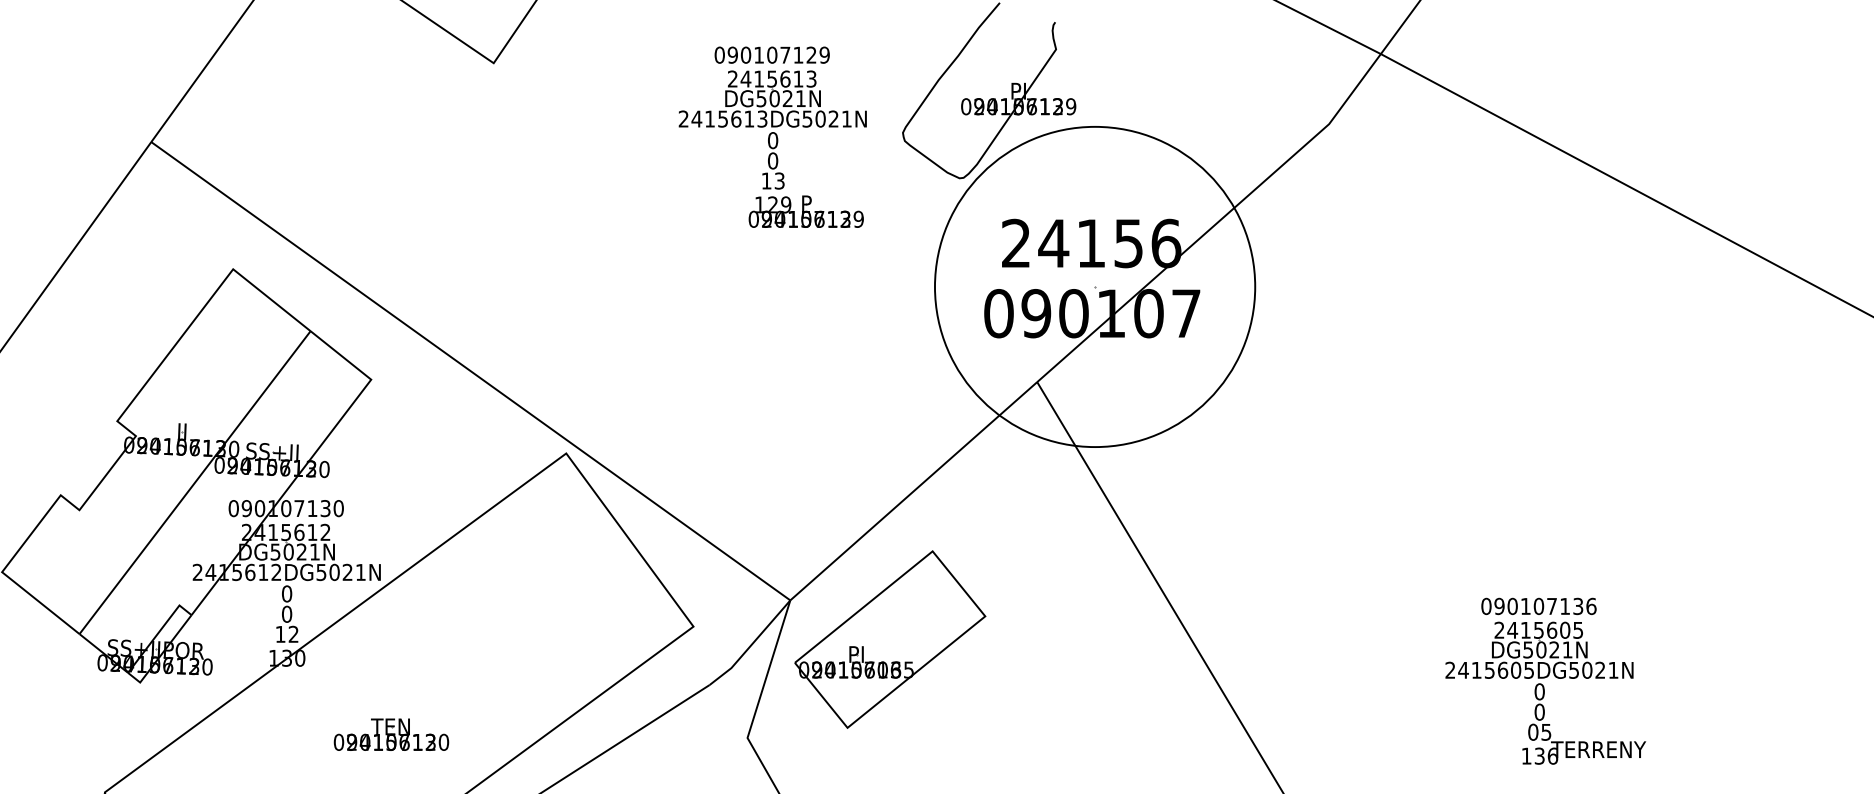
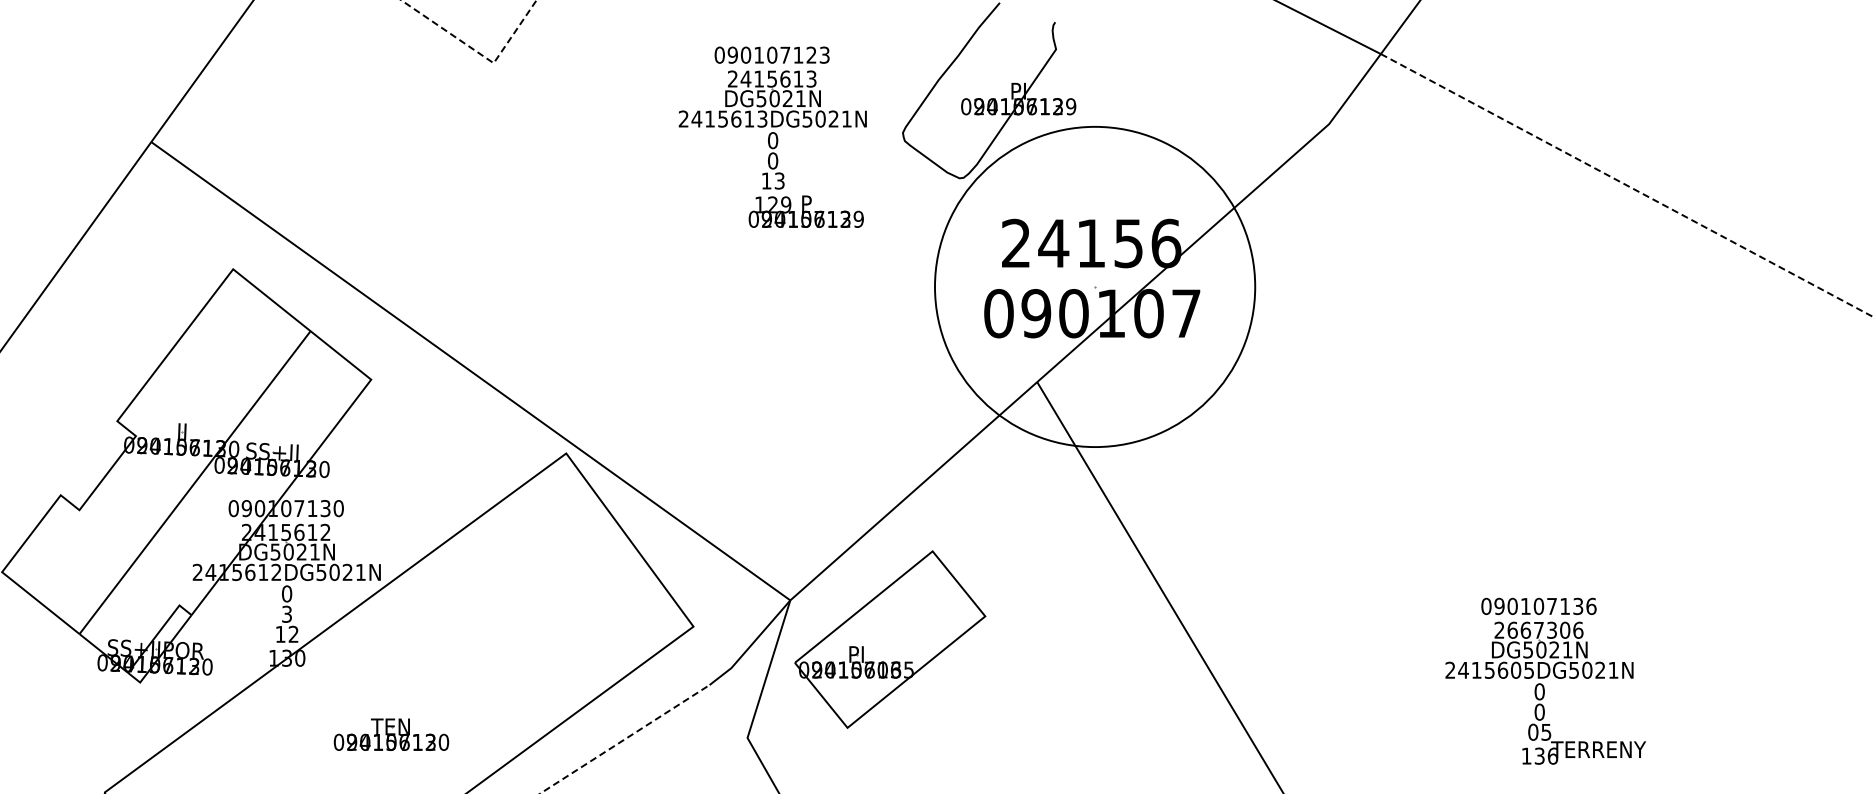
line: solid -> dashed (479, 53)
text: 090107129 -> 090107123 (824, 54)
line: solid -> dashed (1627, 185)
text: 0 -> 3 (287, 613)
text: 2415605 -> 2667306 (1545, 629)
line: solid -> dashed (624, 739)
